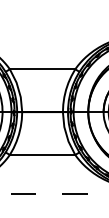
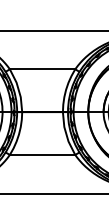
line: none -> present (53, 30)
line: dashed -> solid (54, 193)
